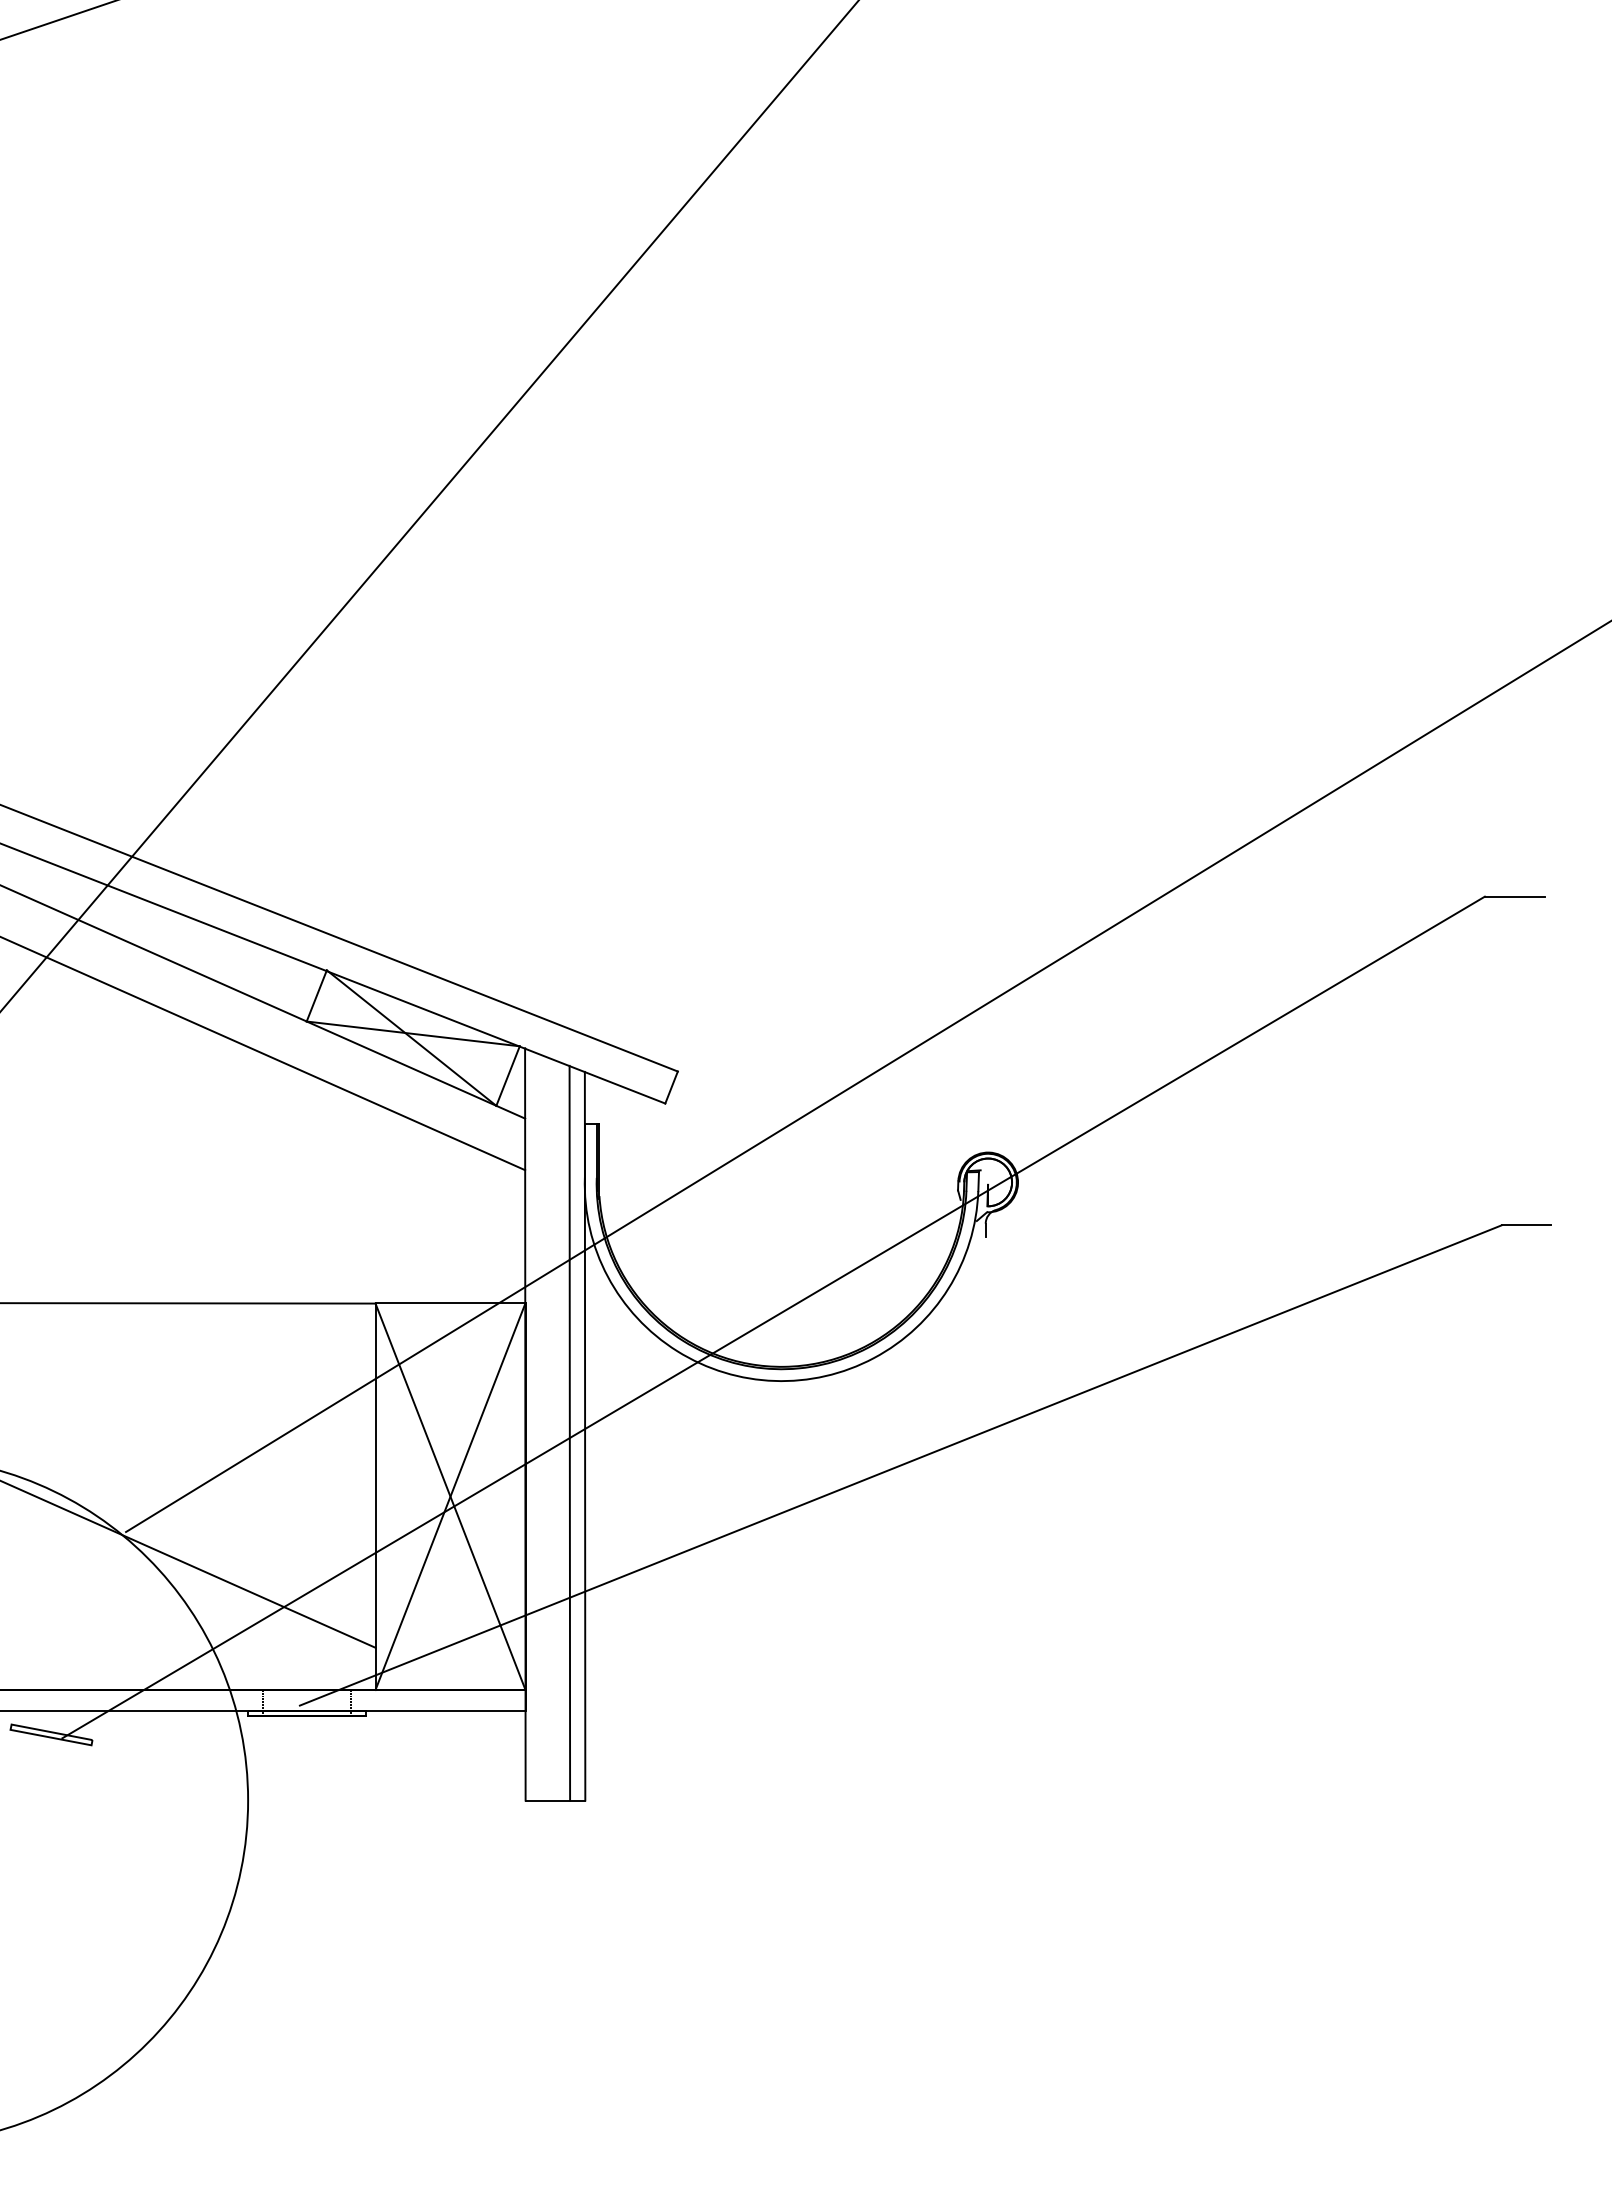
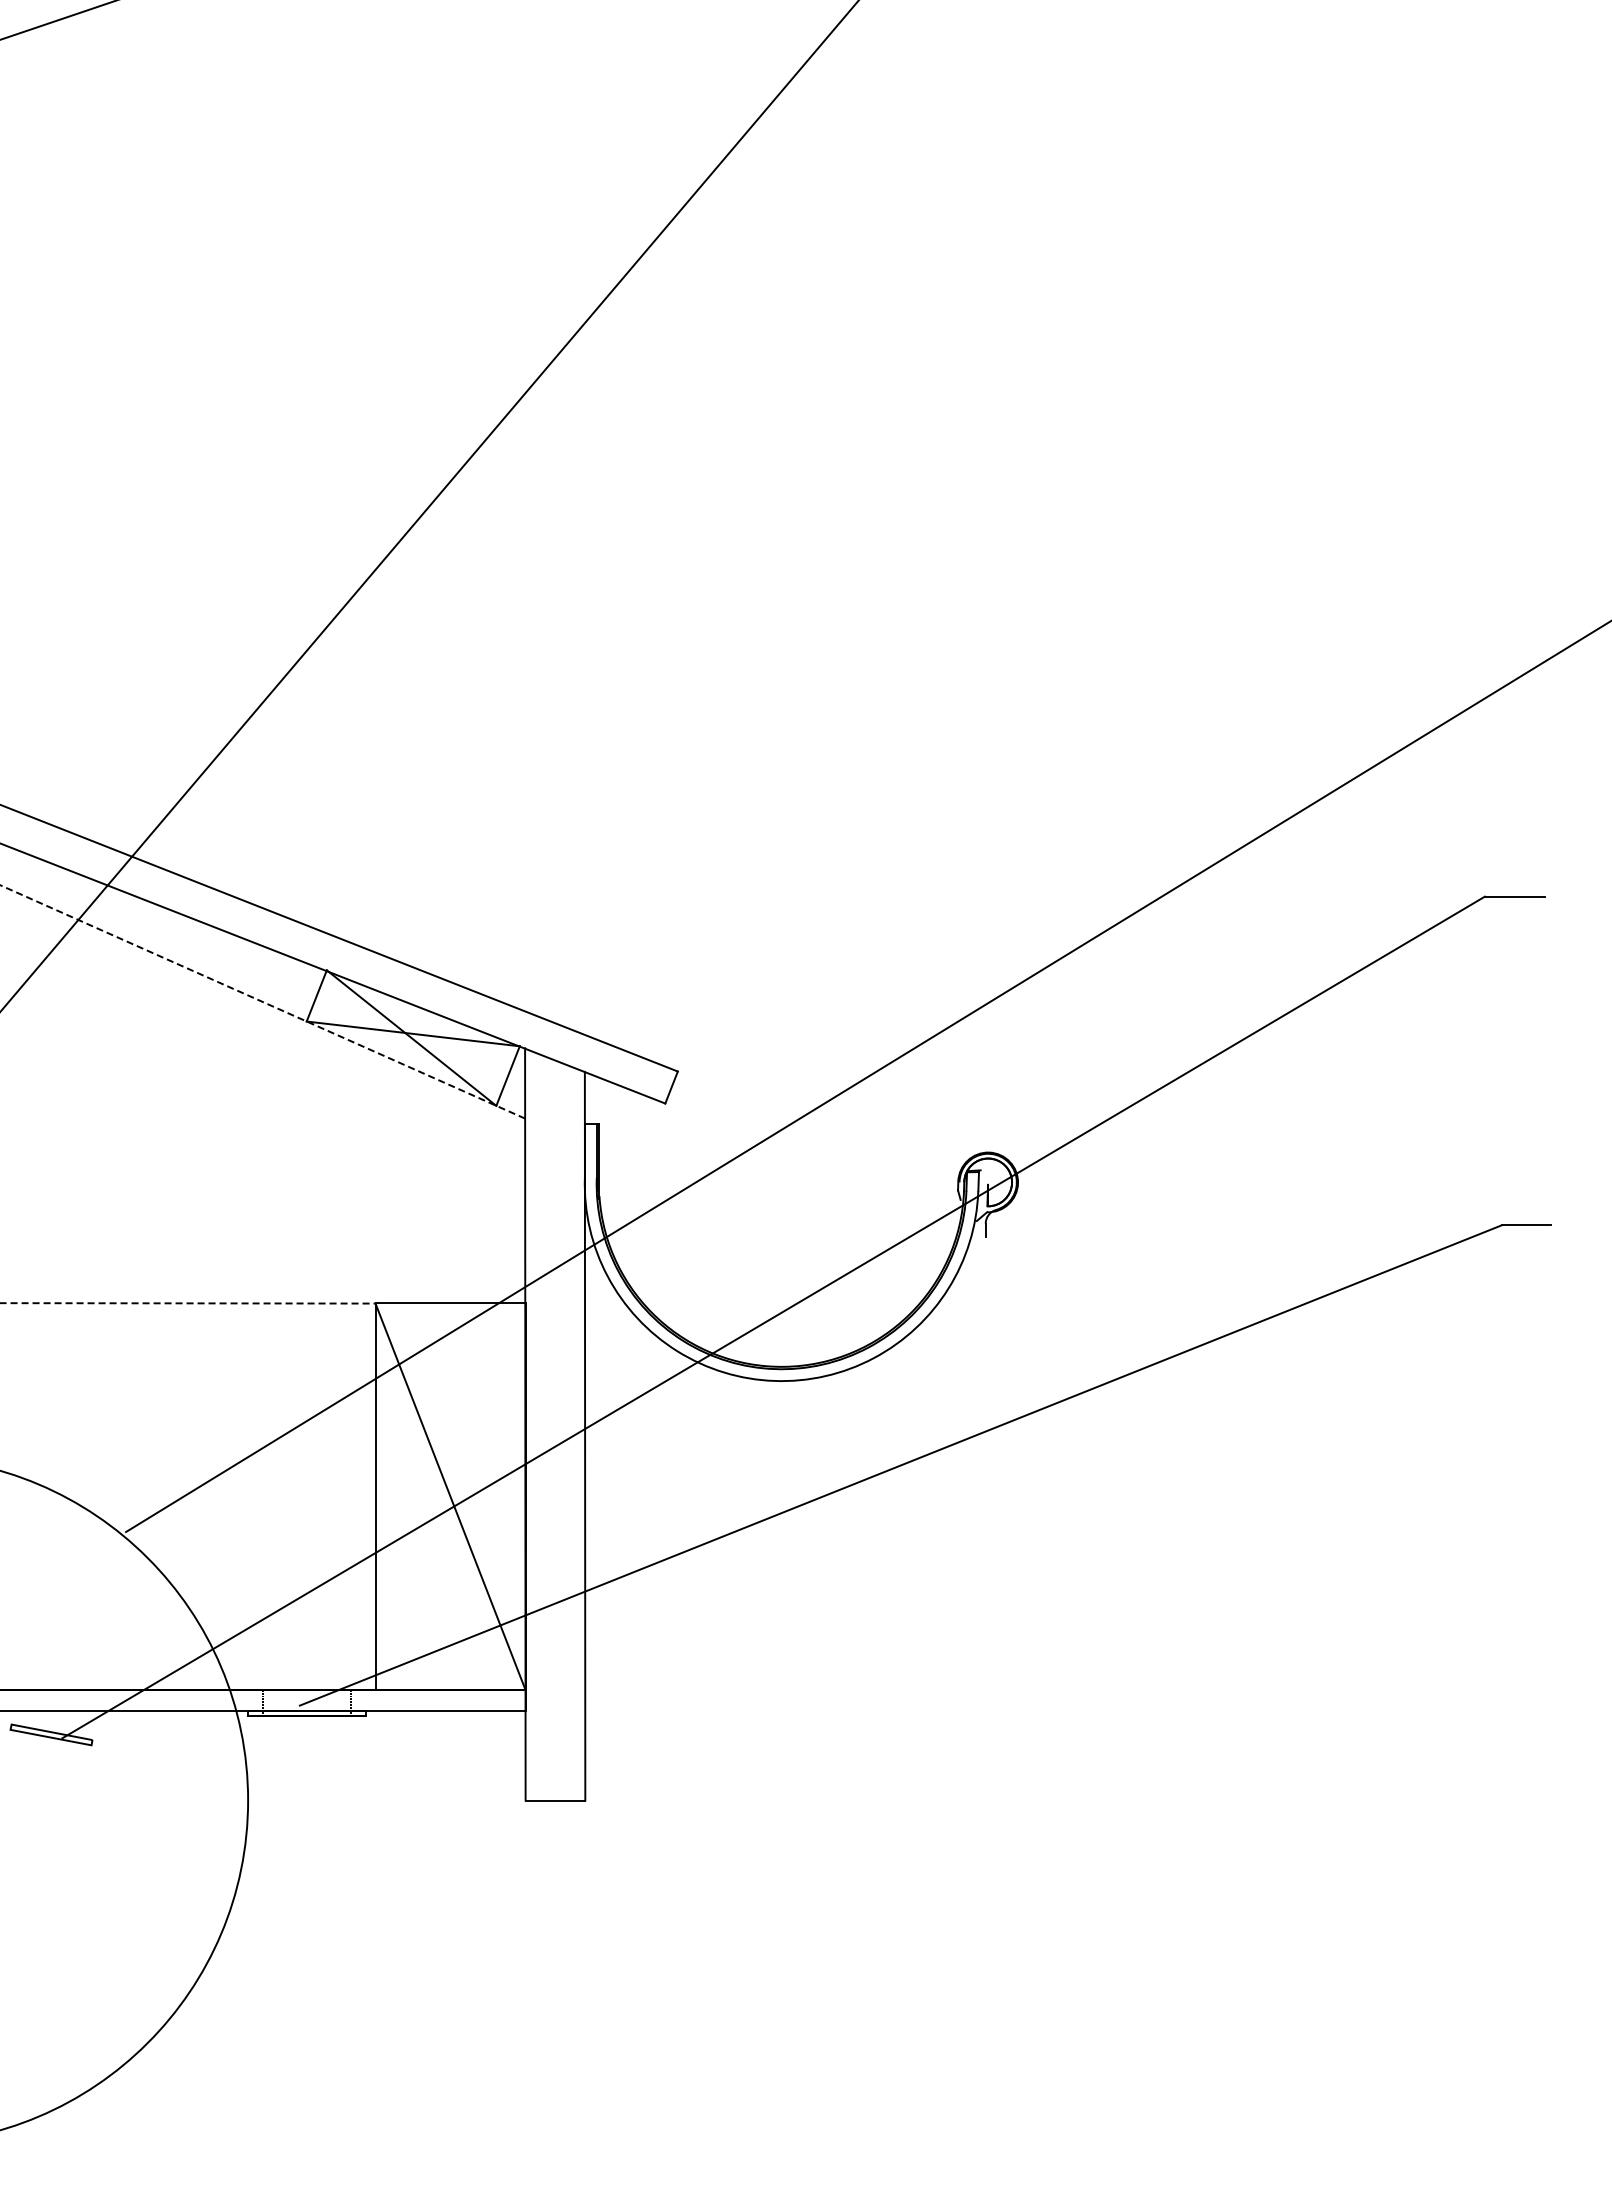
line: solid -> dashed (263, 1002)
line: present -> none (263, 1053)
line: solid -> dashed (188, 1303)
line: present -> none (569, 1432)
line: present -> none (450, 1496)
line: present -> none (188, 1564)
